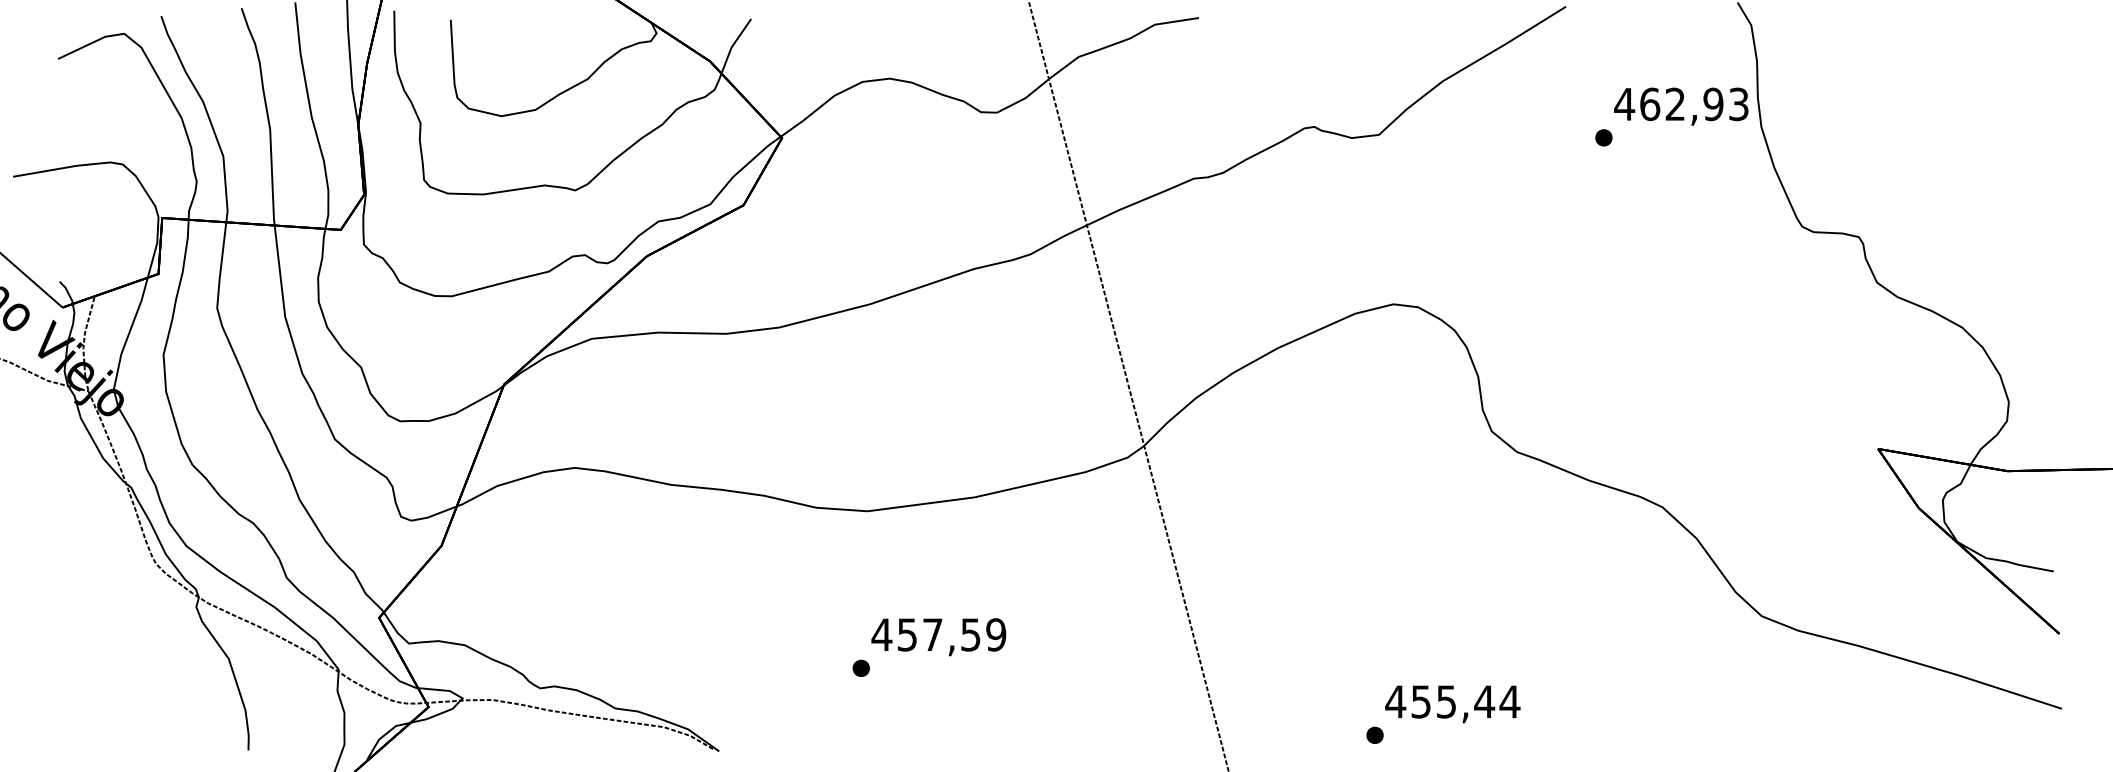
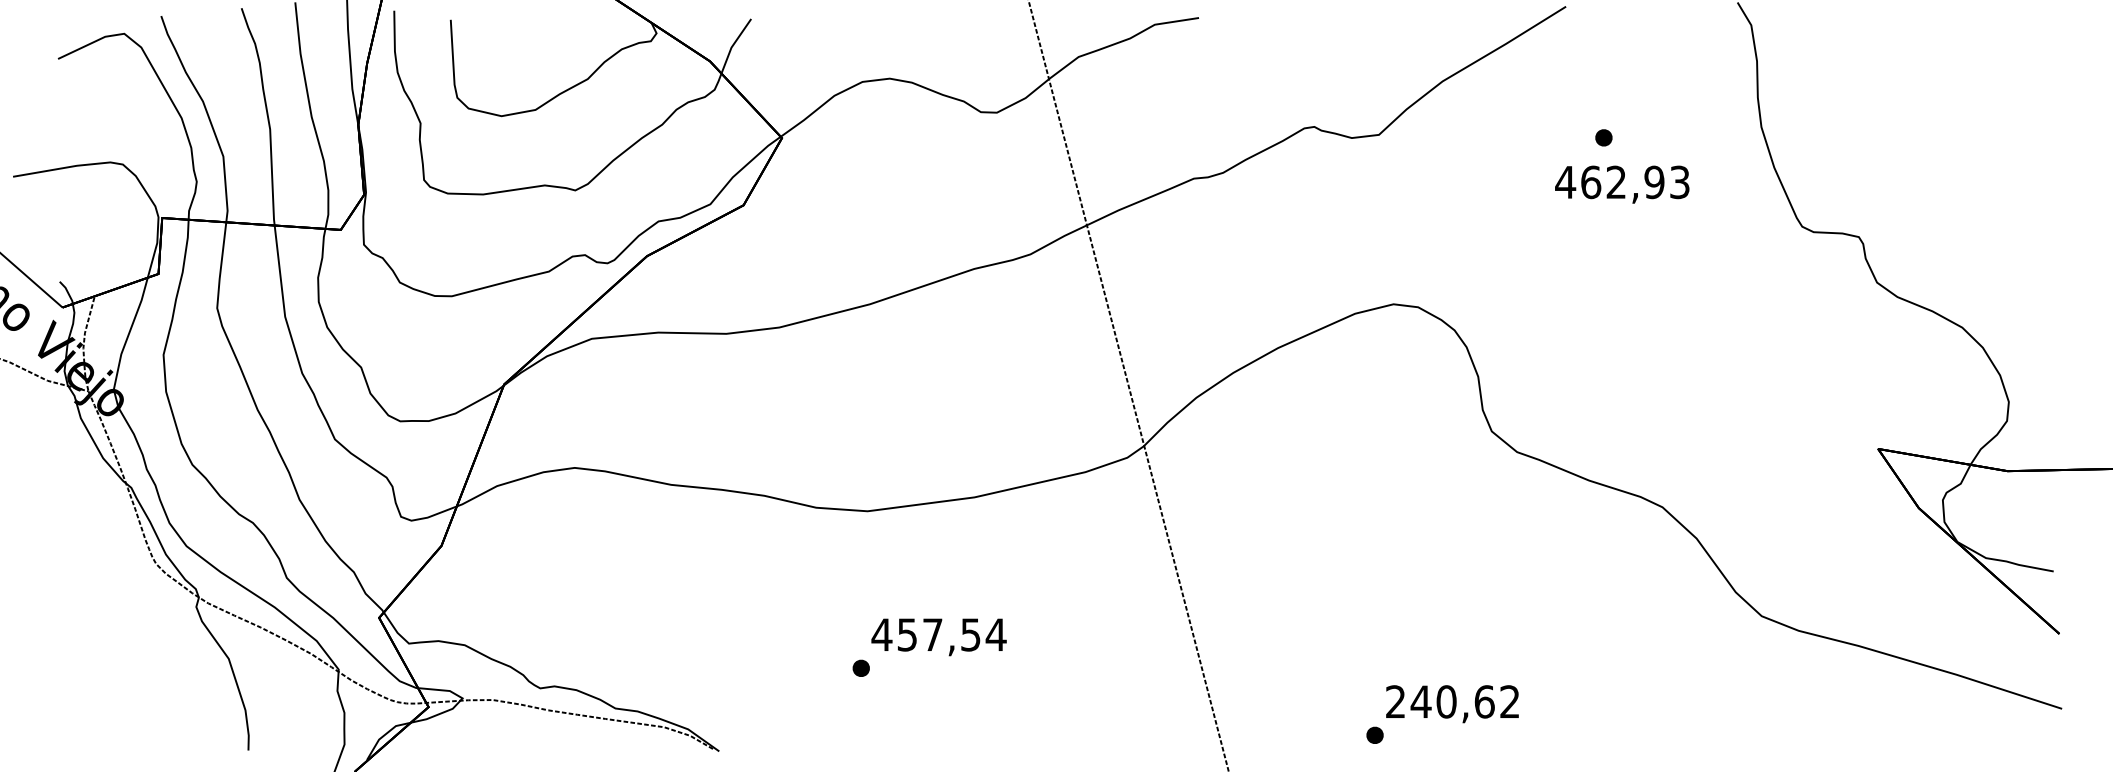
text position: (1681, 106) -> (1622, 184) (1622, 184)
text: 457,59 -> 457,54 (995, 634)
text: 455,44 -> 240,62 (1452, 701)
